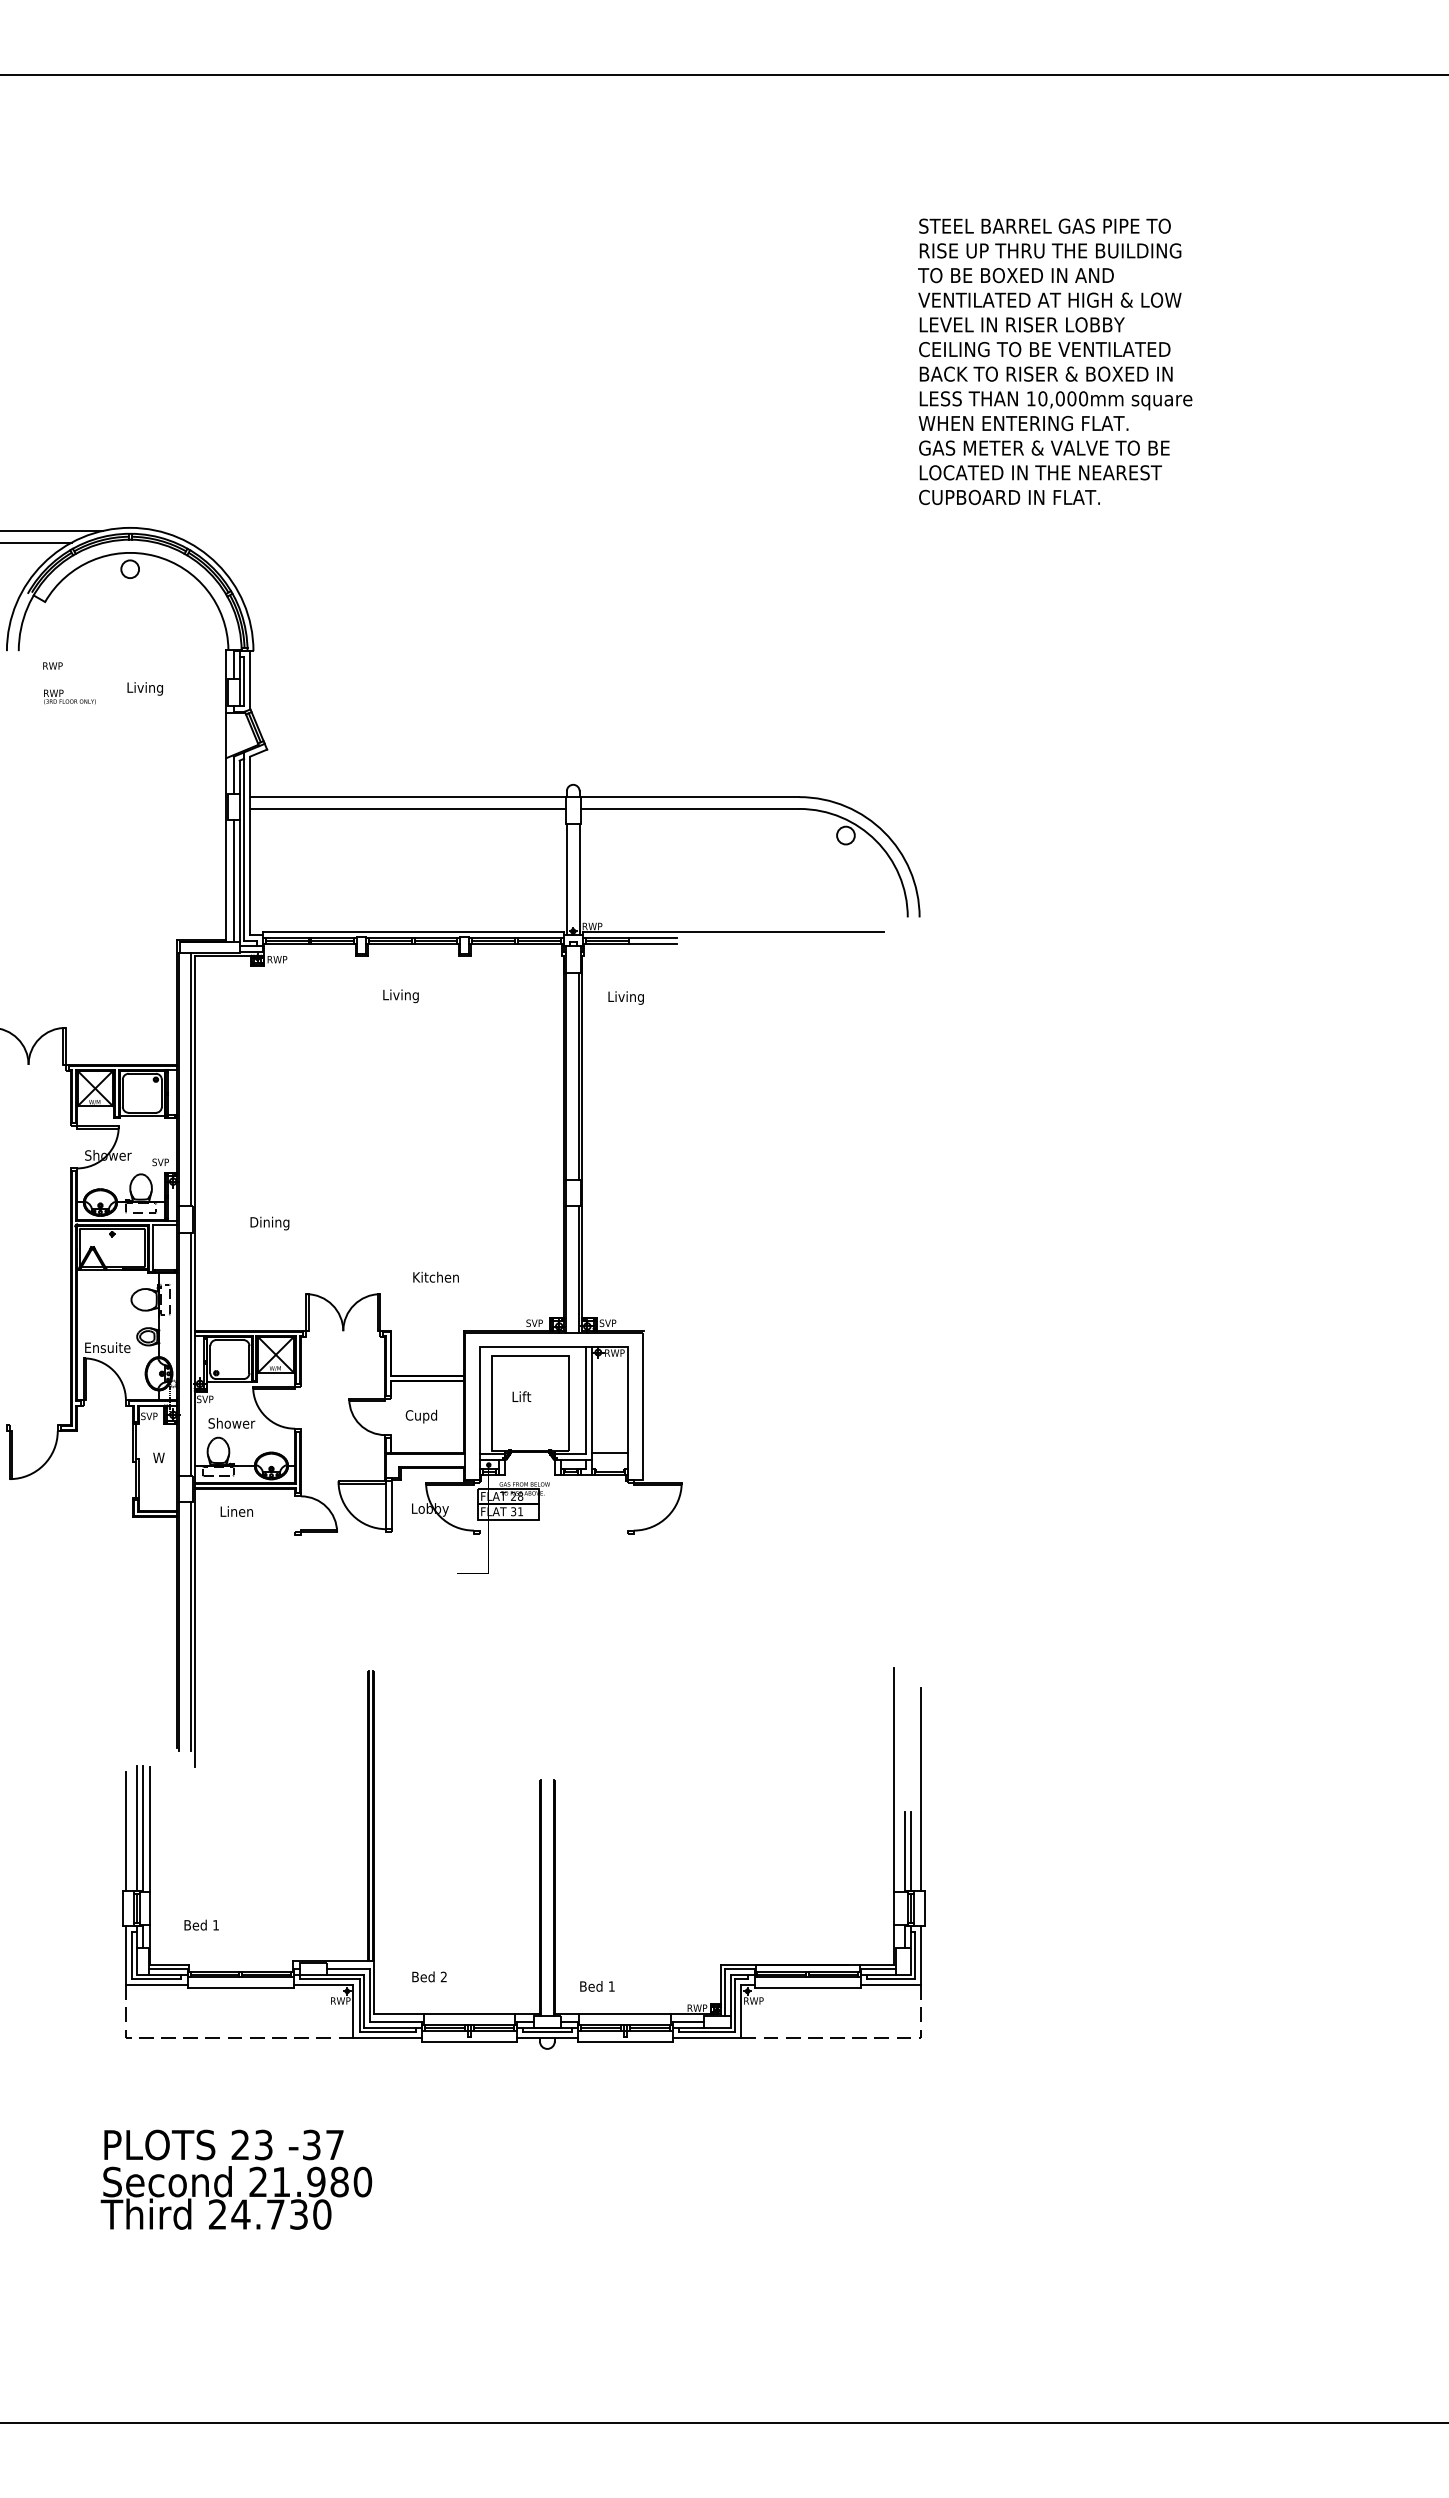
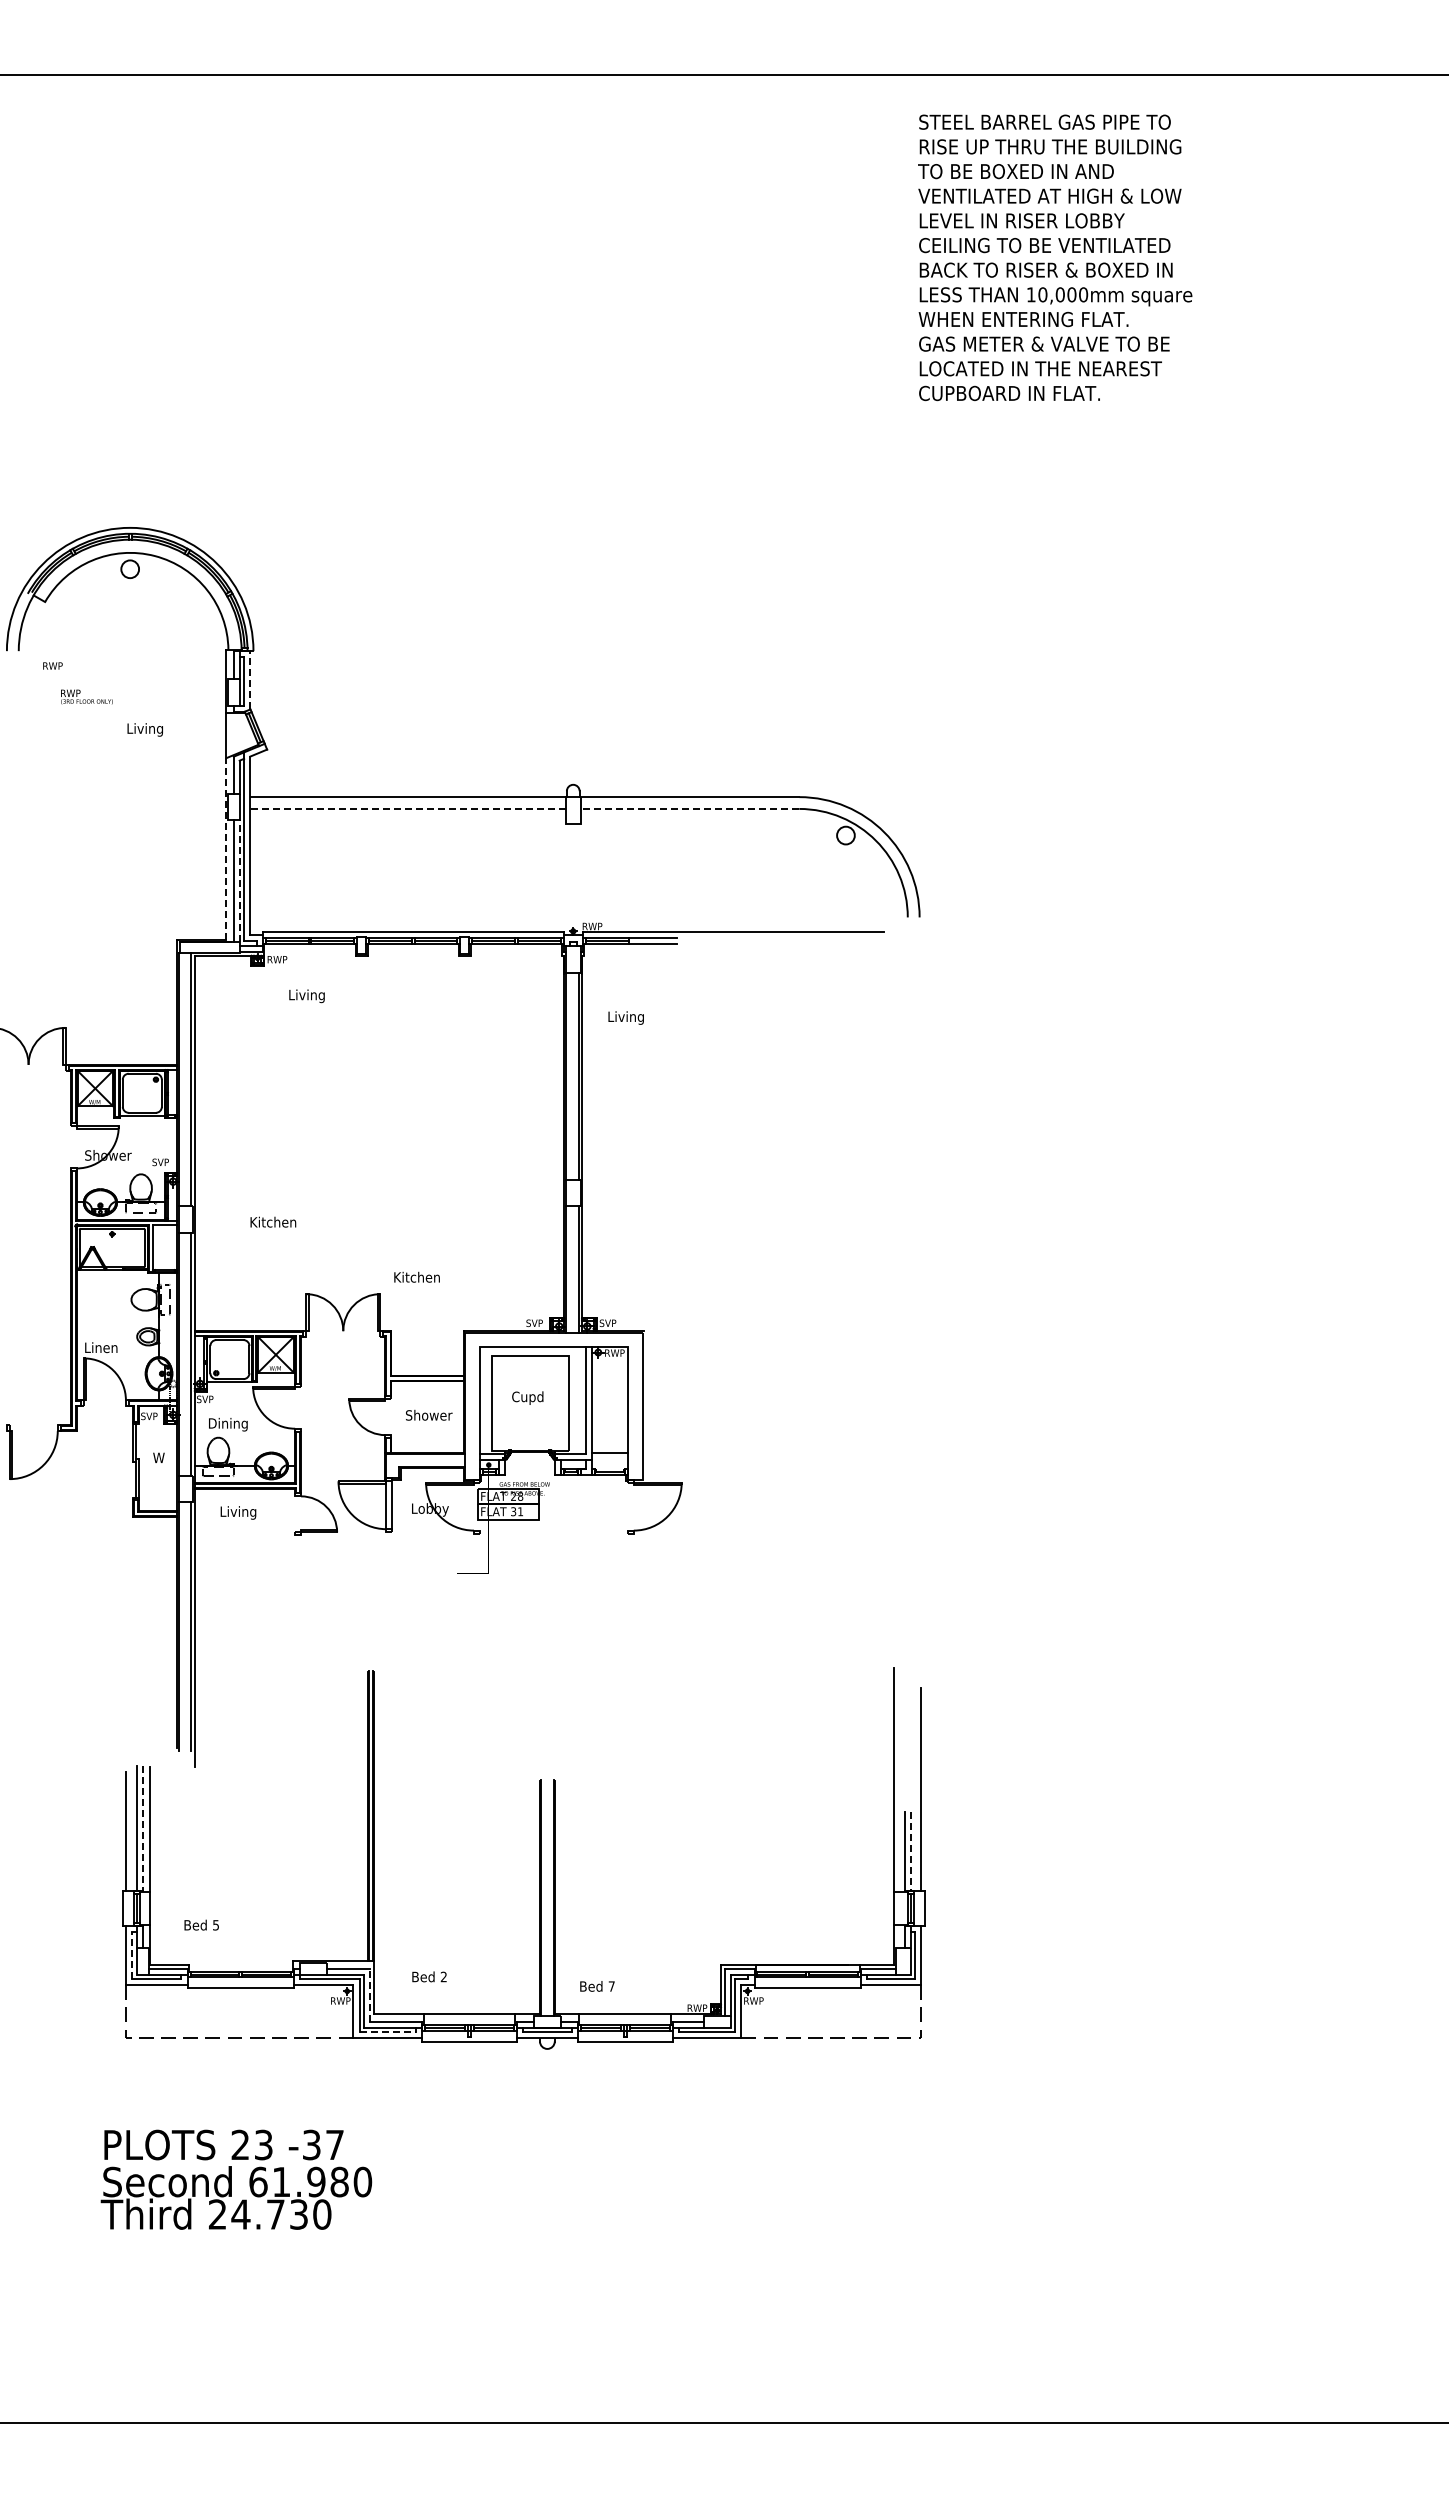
text position: (1055, 361) -> (1055, 257) (1055, 257)
line: present -> none (52, 530)
line: present -> none (36, 542)
line: solid -> dashed (250, 679)
text position: (144, 688) -> (144, 729) (144, 729)
text position: (69, 696) -> (86, 696) (86, 696)
line: solid -> dashed (408, 808)
line: solid -> dashed (689, 808)
line: solid -> dashed (226, 849)
line: present -> none (566, 879)
line: present -> none (579, 879)
line: solid -> dashed (239, 880)
text position: (400, 996) -> (306, 996) (306, 996)
text position: (625, 997) -> (625, 1017) (625, 1017)
text: Dining -> Kitchen (273, 1223)
text position: (435, 1276) -> (416, 1276) (416, 1276)
text: Ensuite -> Linen (108, 1347)
text: Lift -> Cupd (527, 1397)
text: Cupd -> Shower (428, 1416)
text: Shower -> Dining (231, 1424)
text: Linen -> Living (243, 1512)
line: solid -> dashed (142, 1828)
line: solid -> dashed (910, 1851)
text: 1 -> 5 (215, 1925)
line: solid -> dashed (132, 1955)
text: 1 -> 7 (611, 1986)
line: solid -> dashed (369, 1995)
line: solid -> dashed (388, 2032)
text: 21.980 -> 61.980 (258, 2181)
